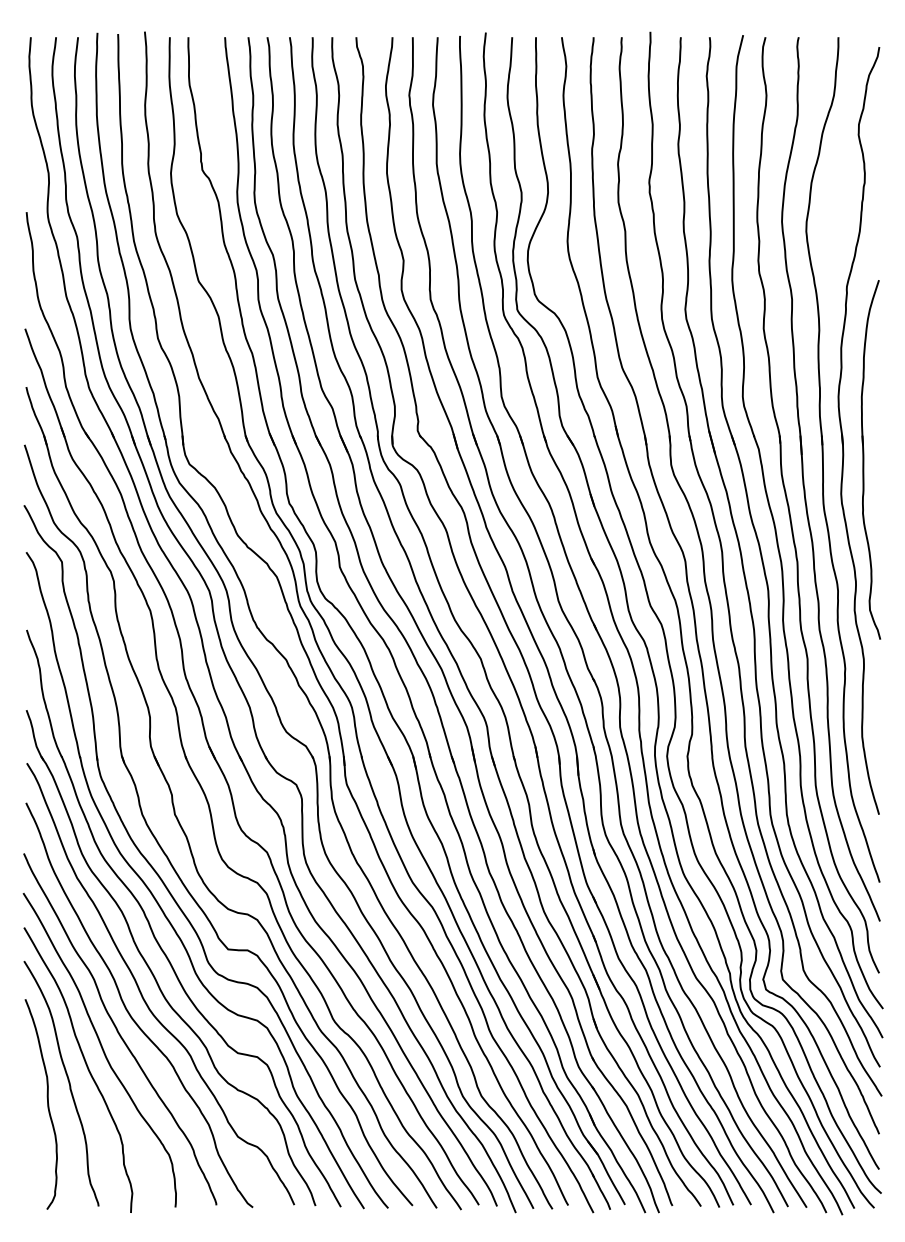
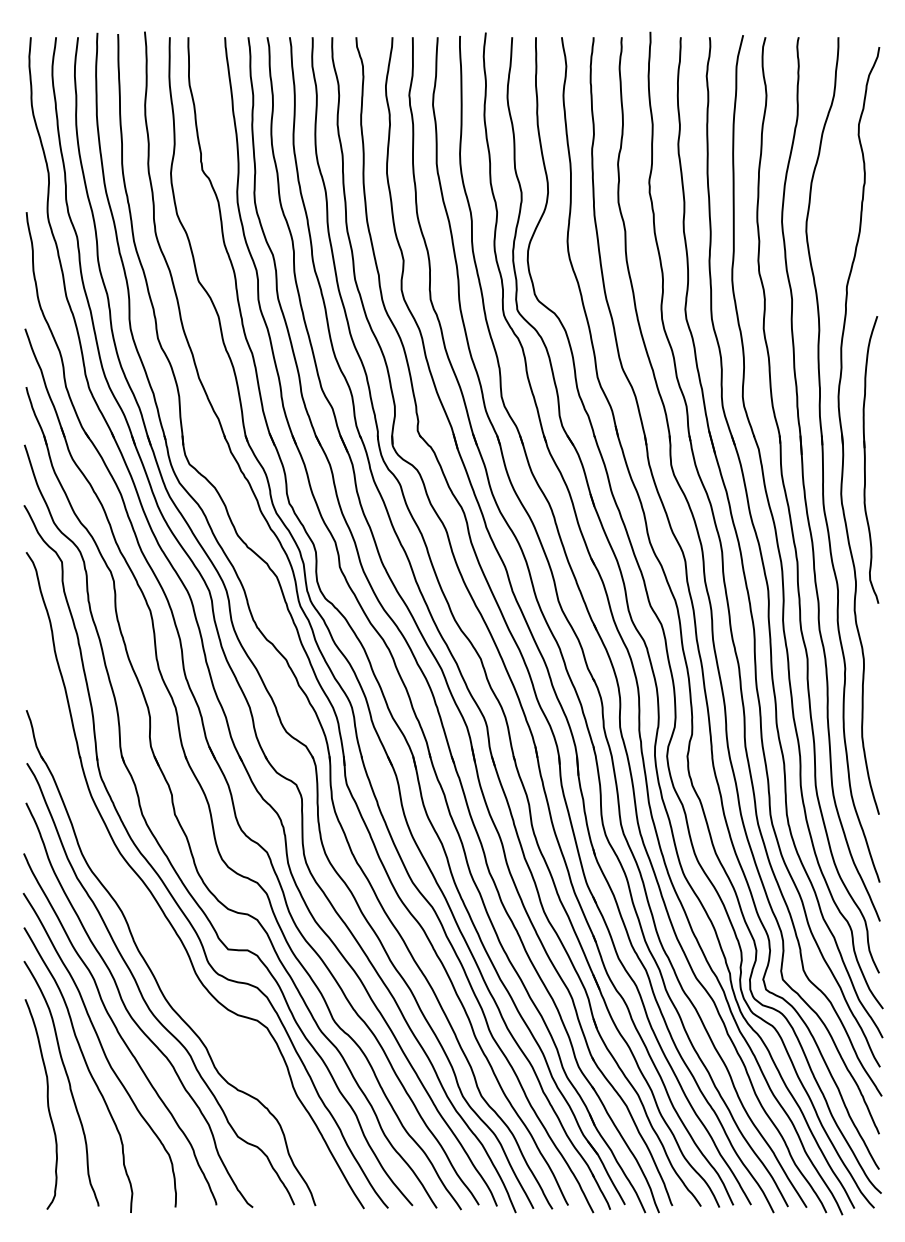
part size: 22x360 px -> 18x288 px (870, 459)
part: present -> none (153, 931)
